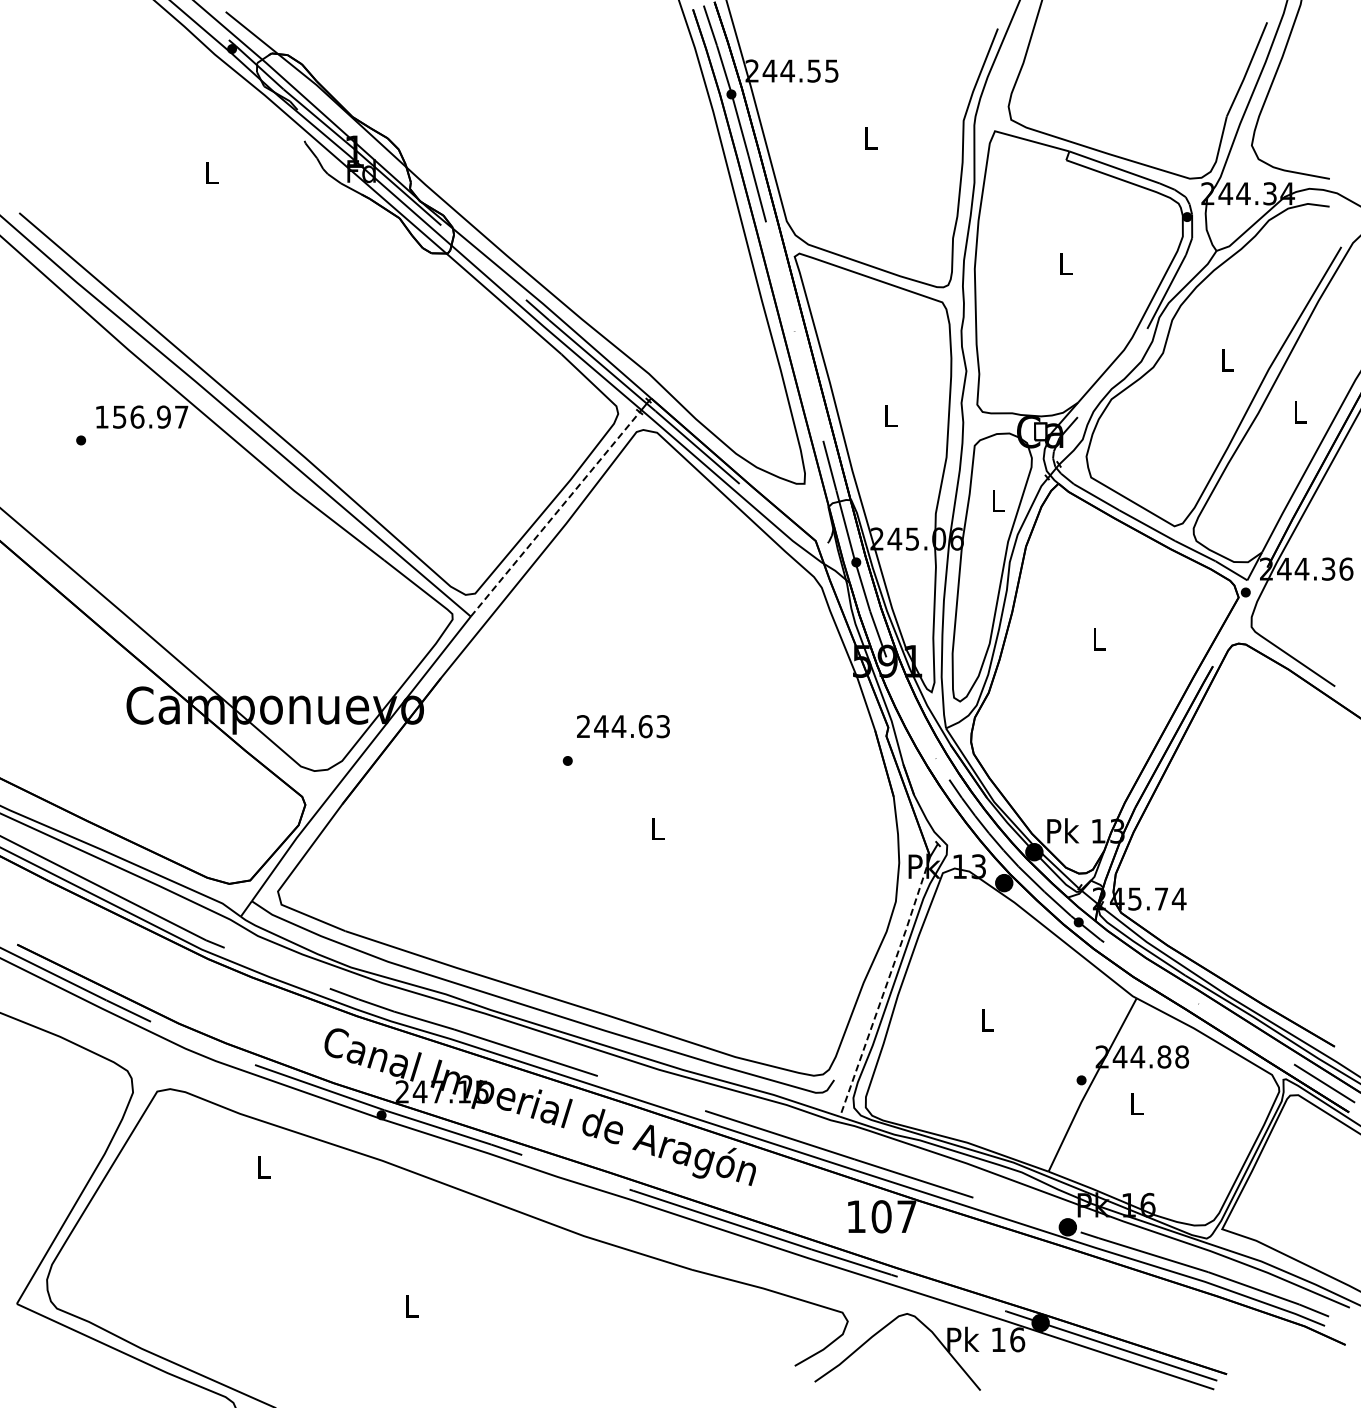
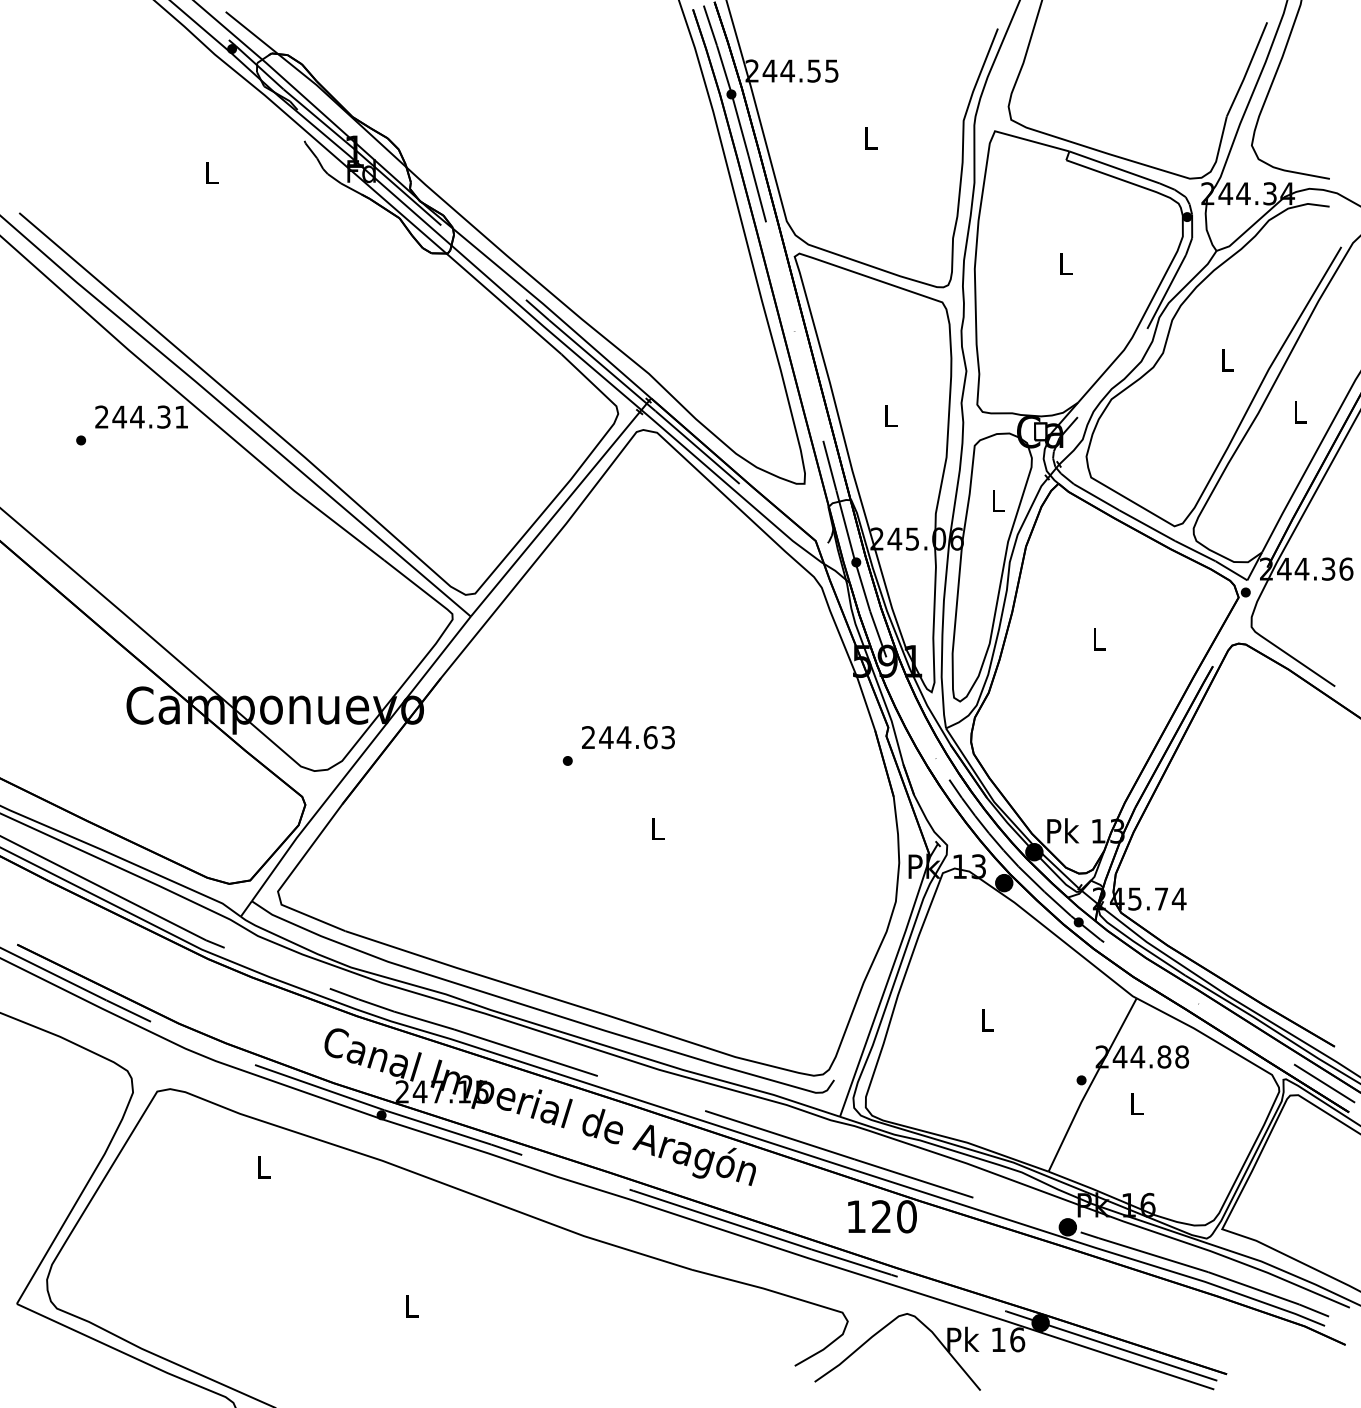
text: 156.97 -> 244.31 (141, 416)
line: dashed -> solid (555, 514)
text position: (623, 726) -> (628, 737) (628, 737)
line: dashed -> solid (885, 987)
text: 107 -> 120 (893, 1216)
